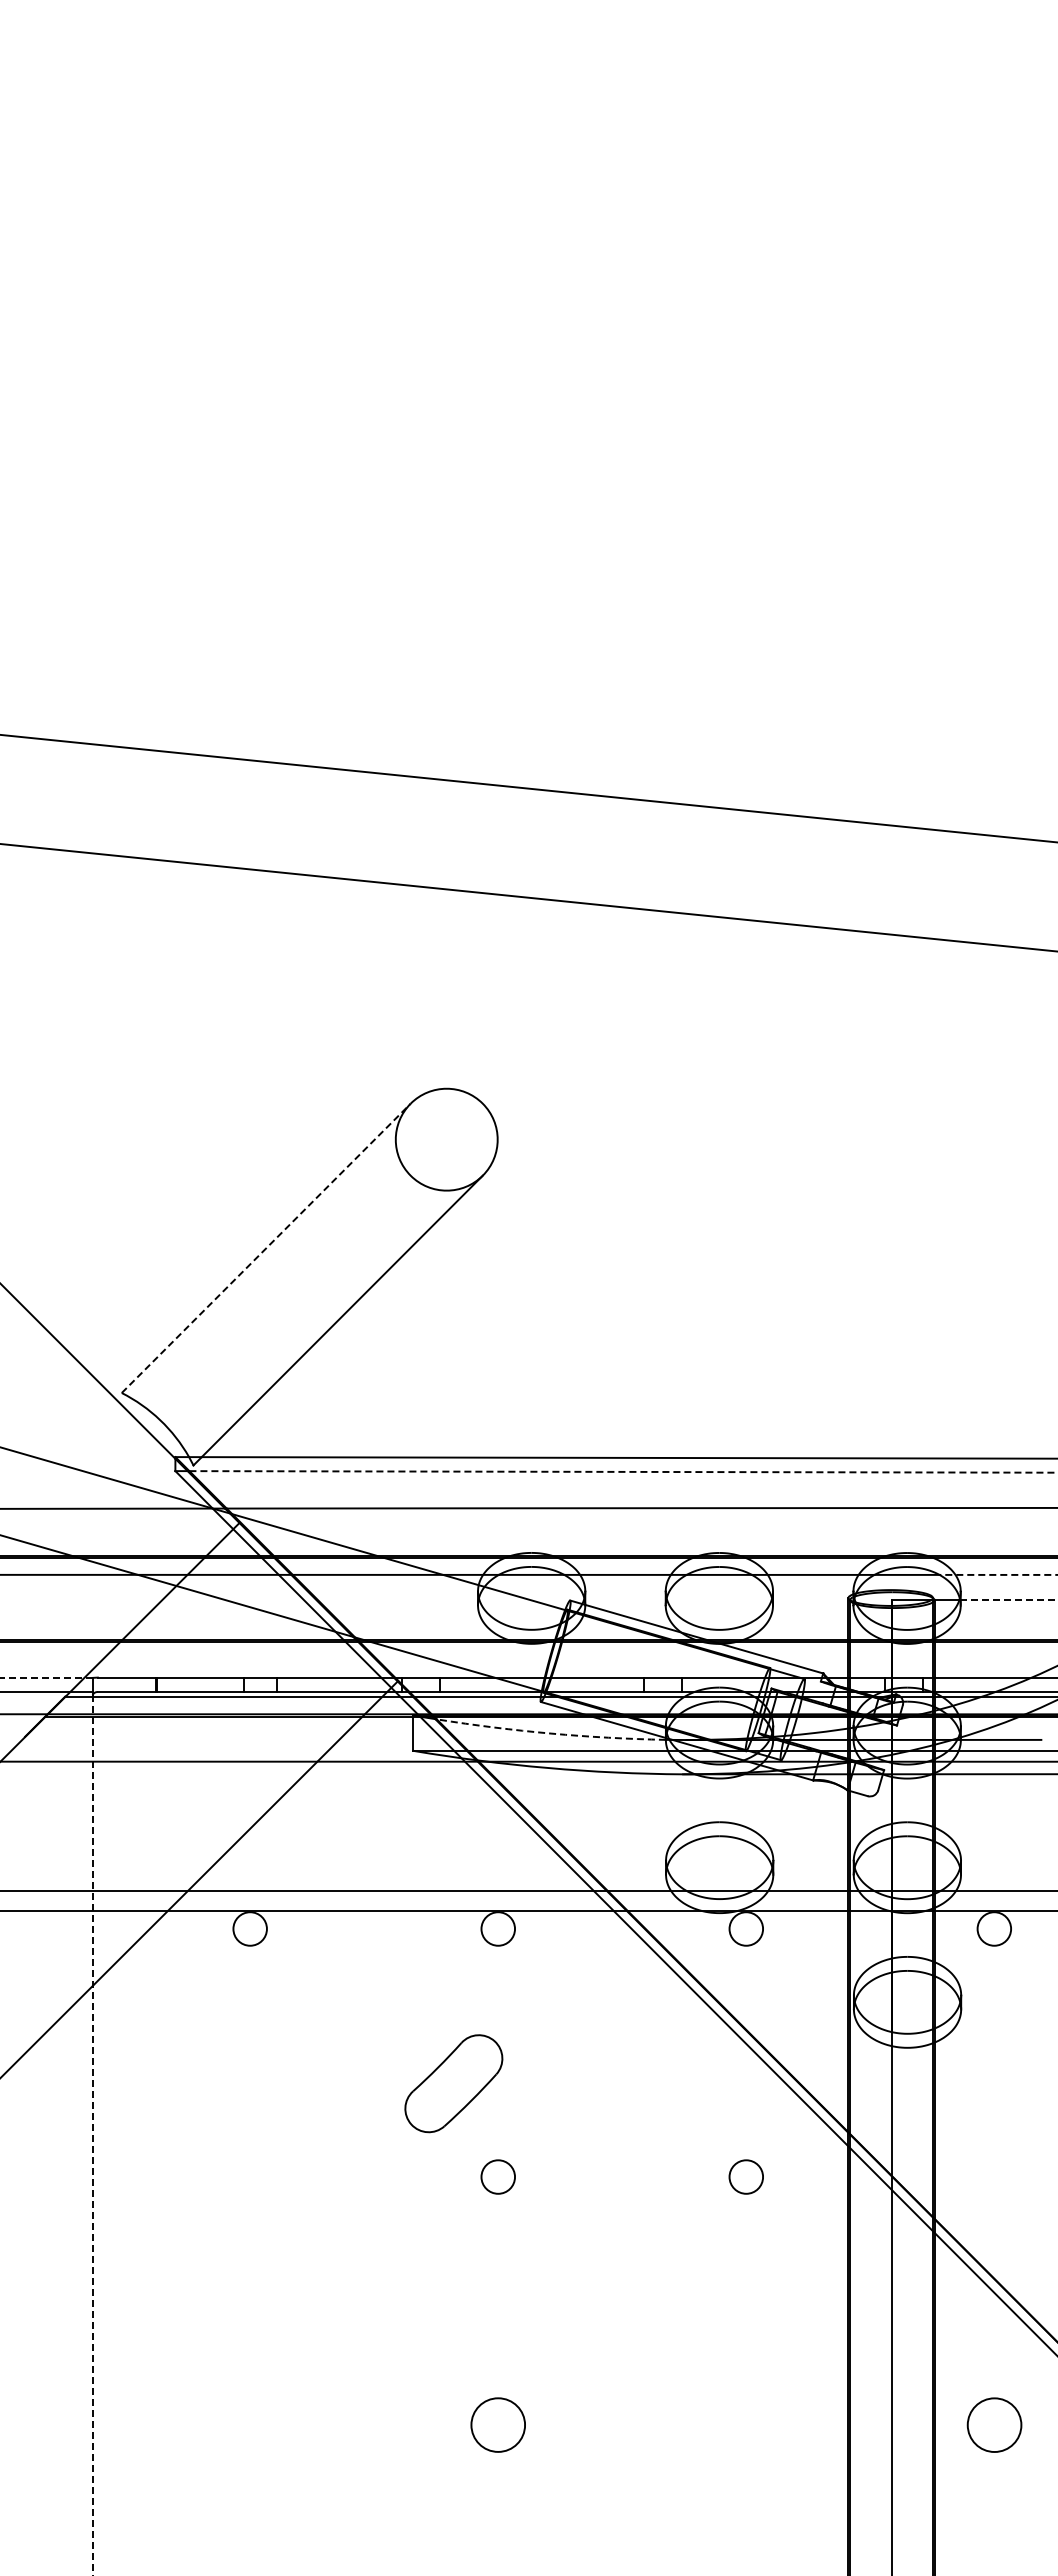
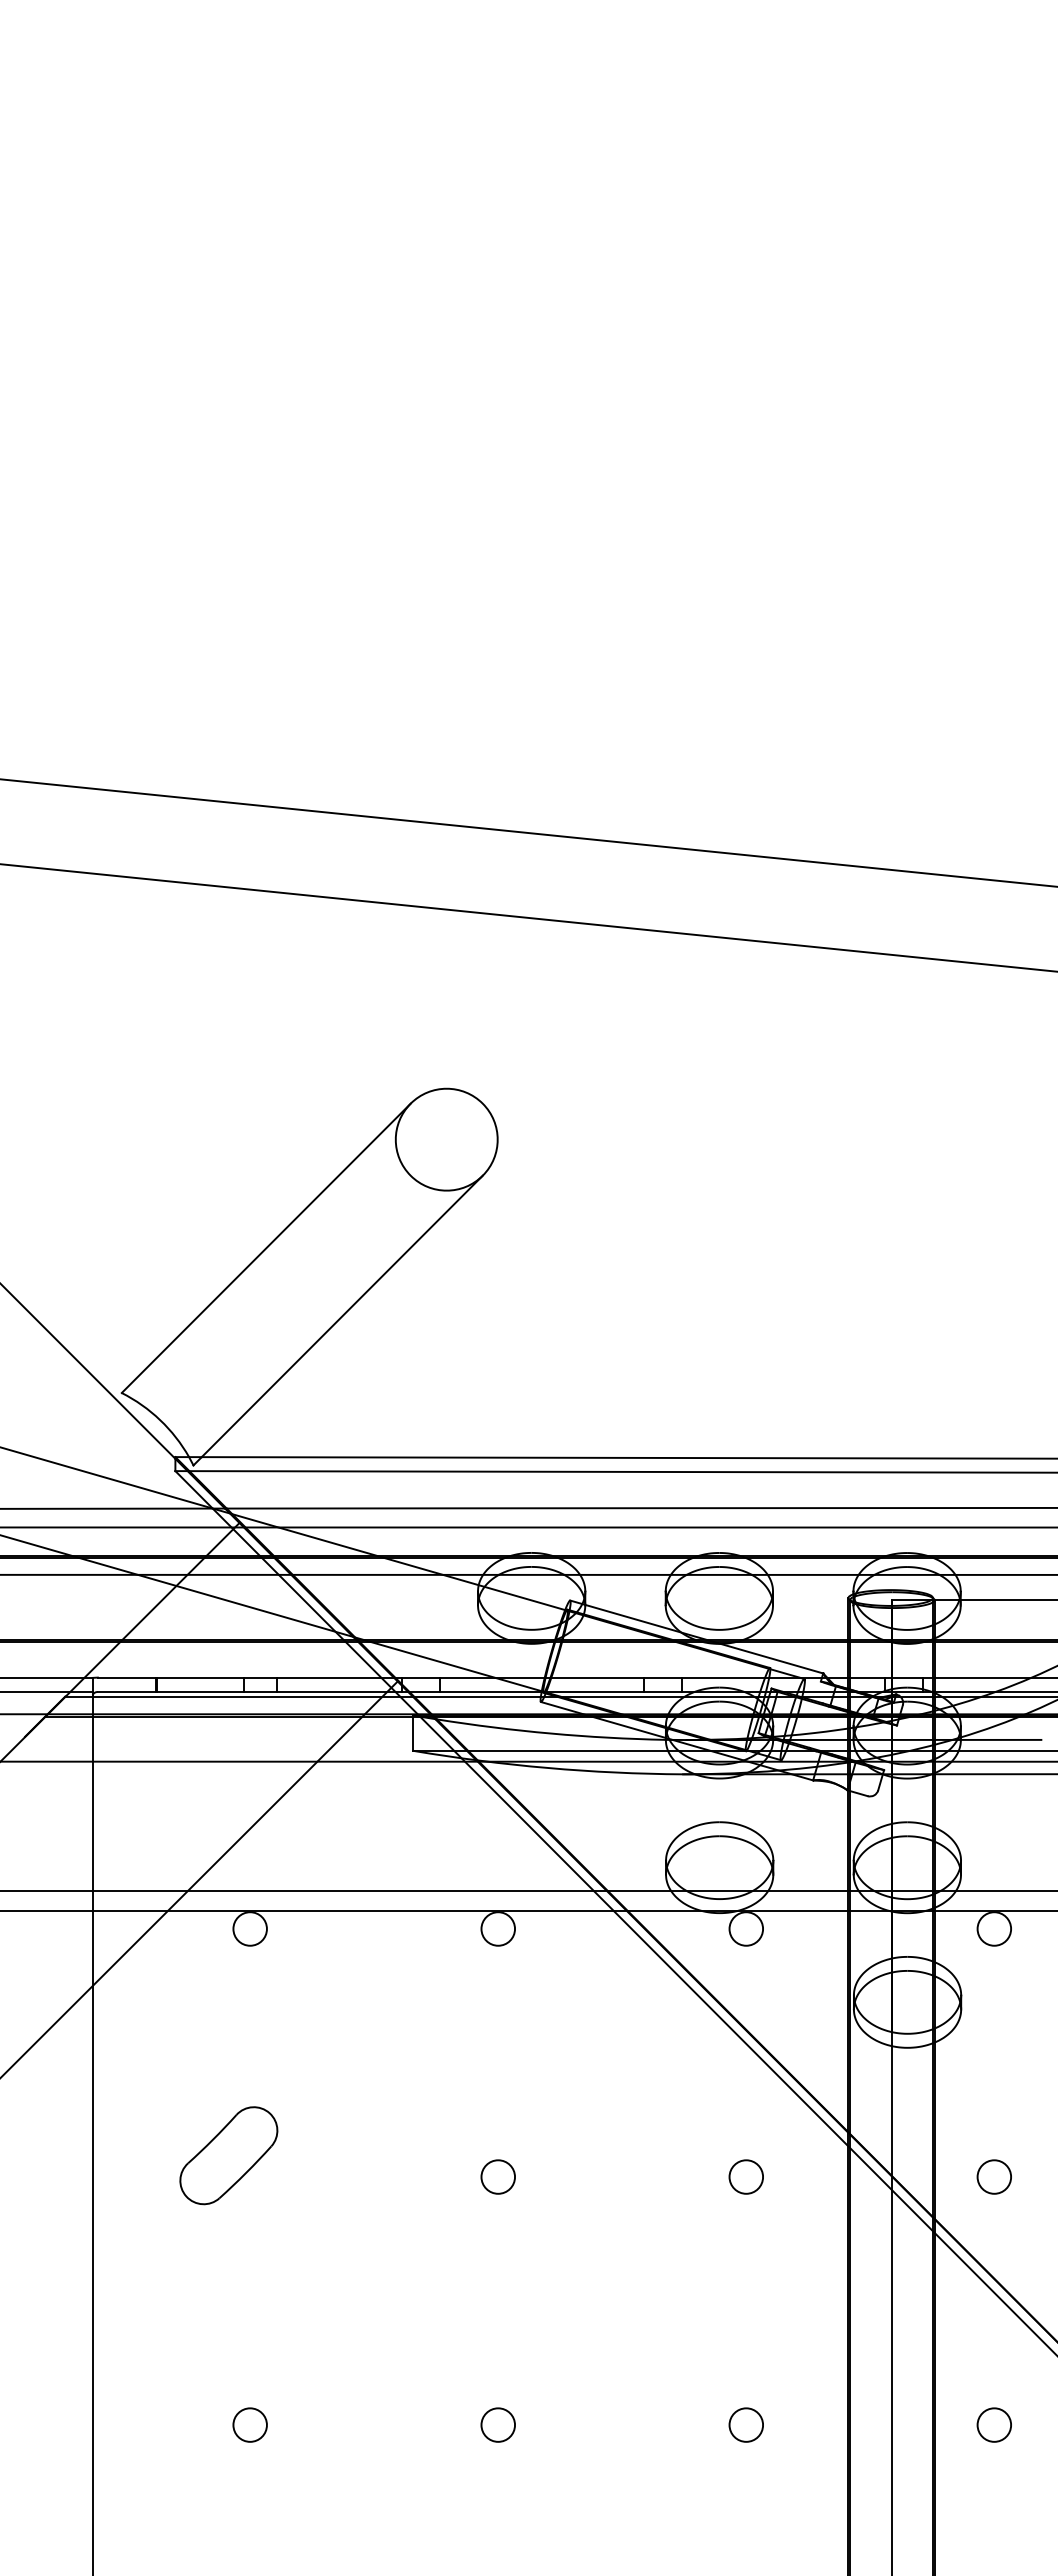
line position: (528, 788) -> (528, 832) (528, 832)
line position: (528, 897) -> (528, 917) (528, 917)
line: dashed -> solid (266, 1248)
line: dashed -> solid (623, 1471)
line: none -> present (528, 1527)
line: dashed -> solid (998, 1574)
line: dashed -> solid (1008, 1600)
line: dashed -> solid (46, 1677)
arc: dashed -> solid (551, 1733)
part position: (453, 2083) -> (228, 2155) (228, 2155)
line: dashed -> solid (92, 2135)
circle: none -> present (993, 2176)
circle: none -> present (249, 2424)
circle diameter: 54 px -> 34 px (498, 2424)
circle: none -> present (745, 2424)
circle size: 57x56 px -> 36x36 px (993, 2424)
